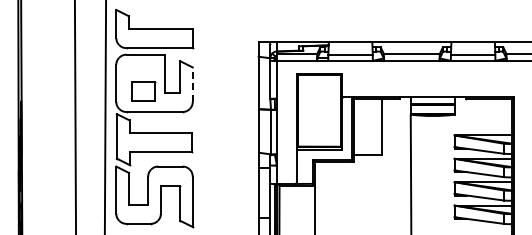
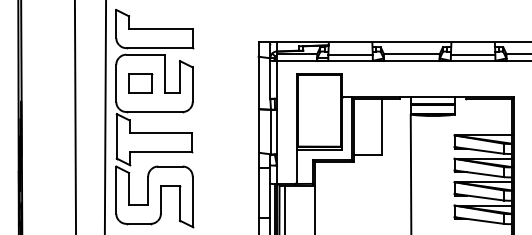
line: dashed -> solid (192, 84)
part position: (143, 91) -> (140, 83) (140, 83)
line: none -> present (284, 208)
